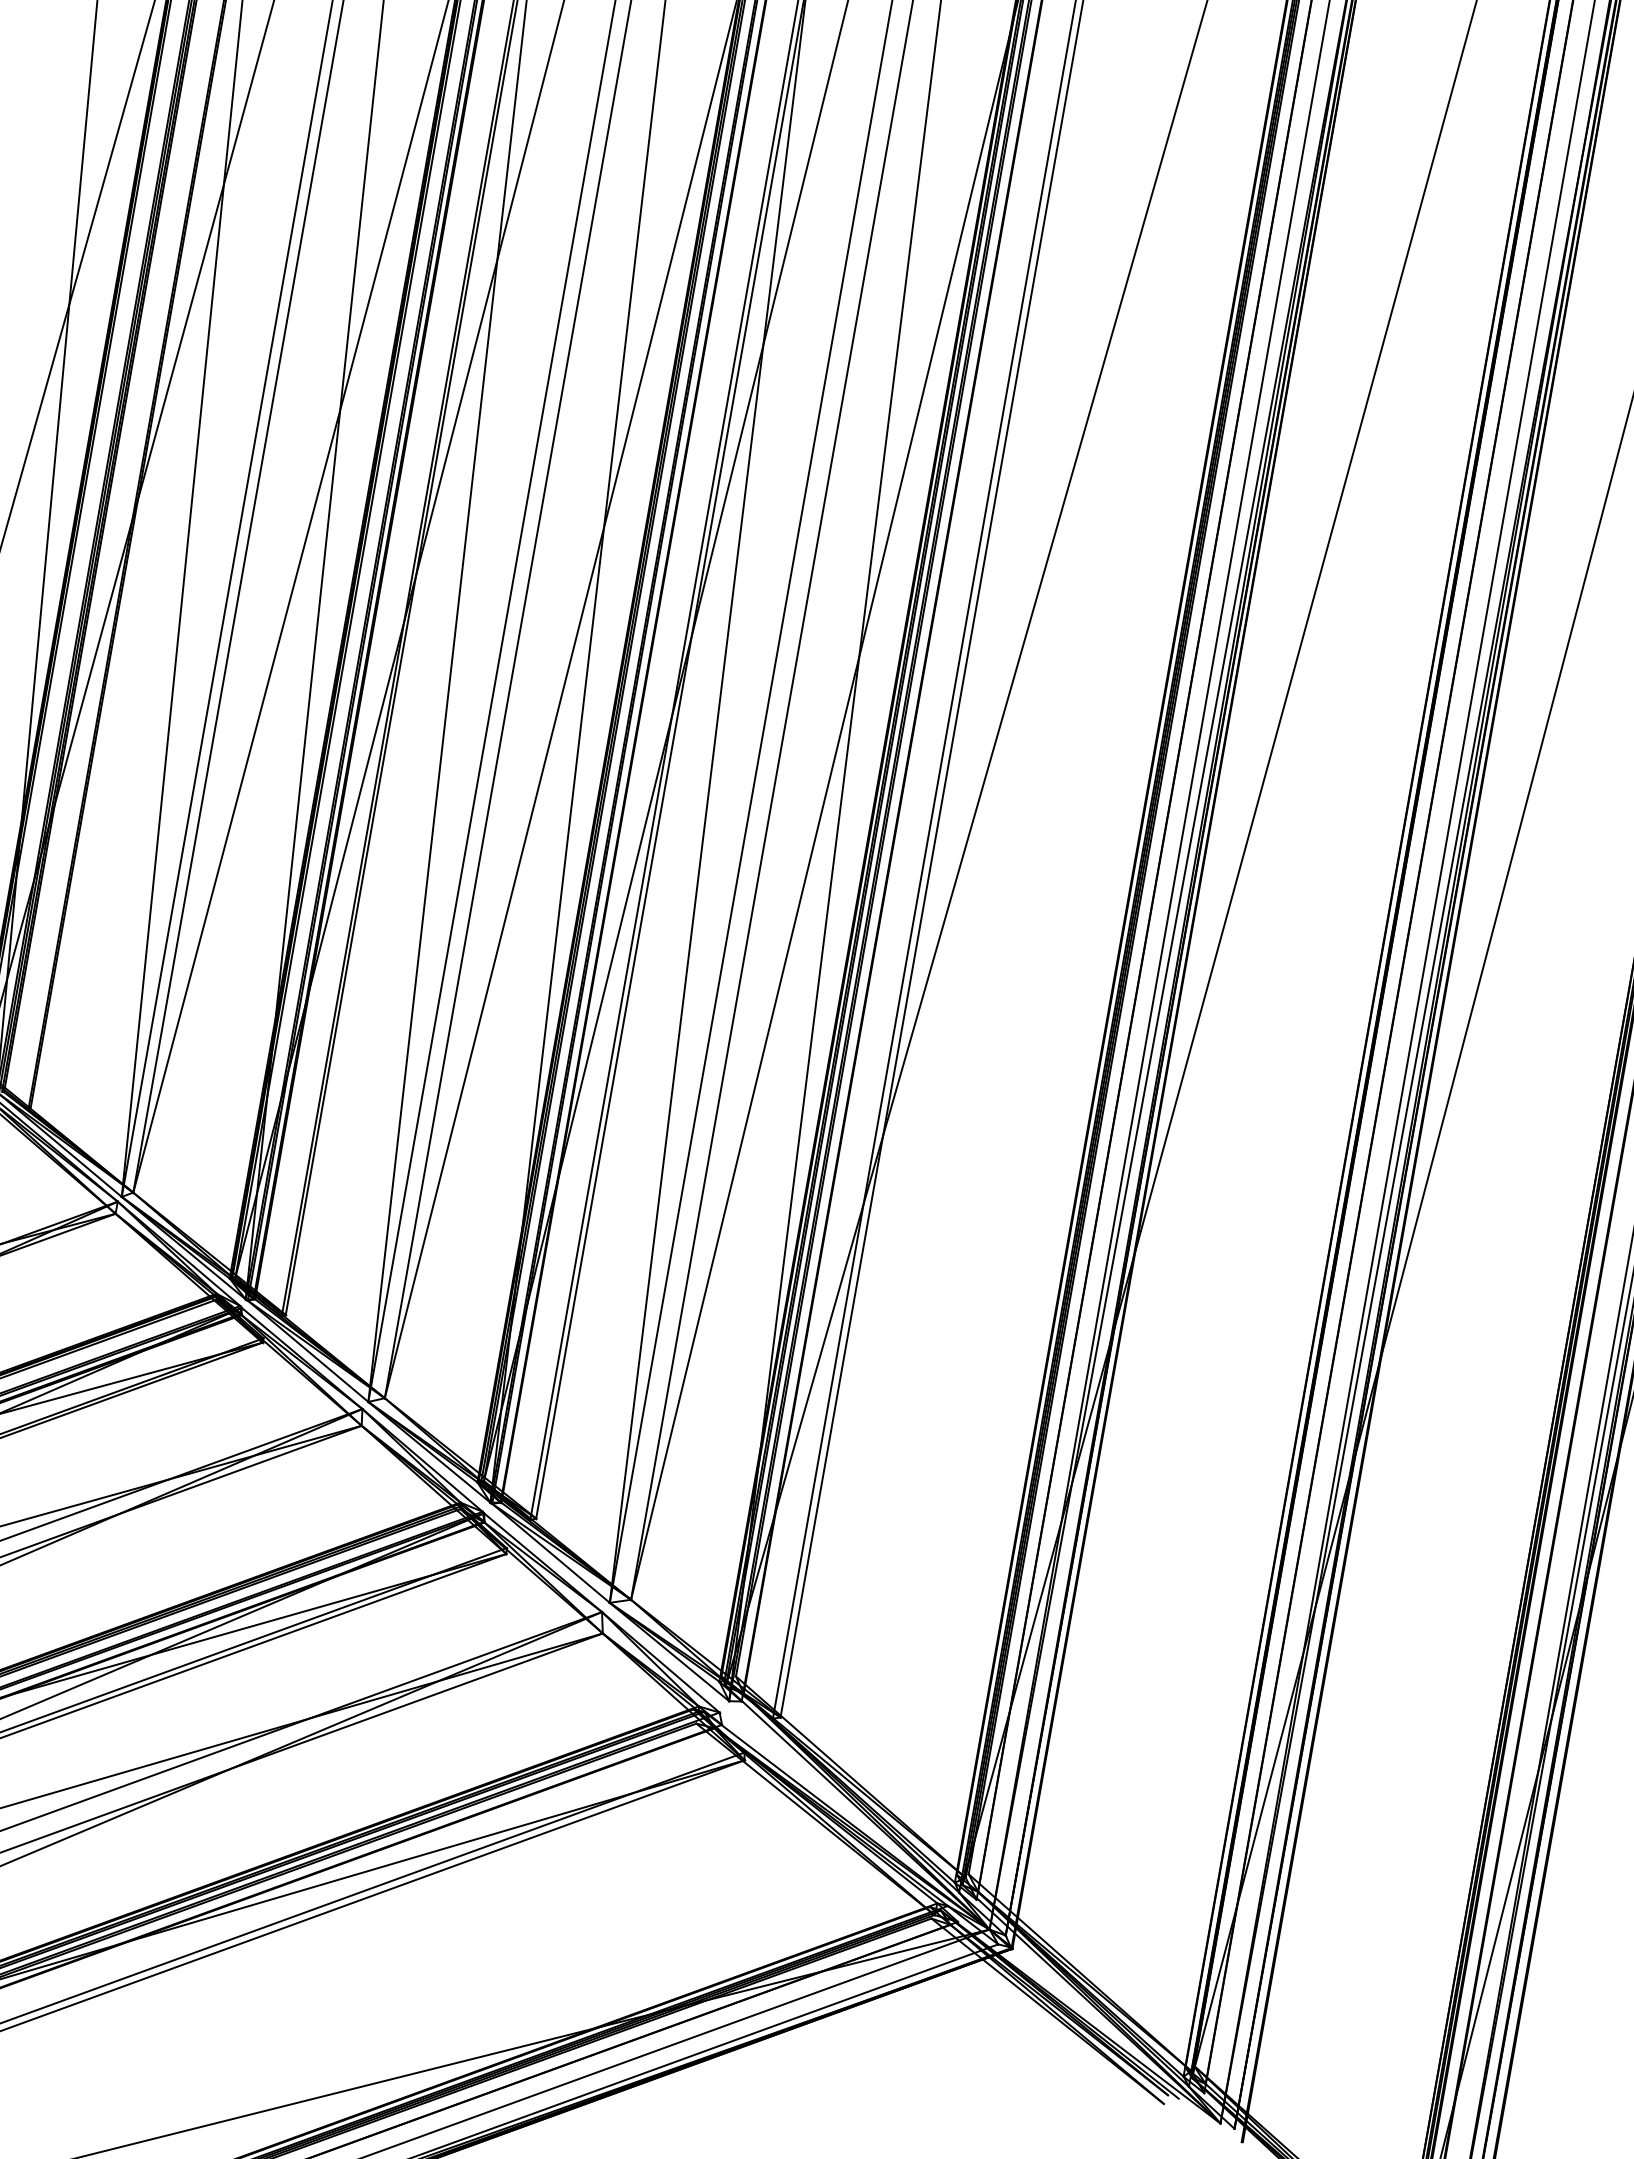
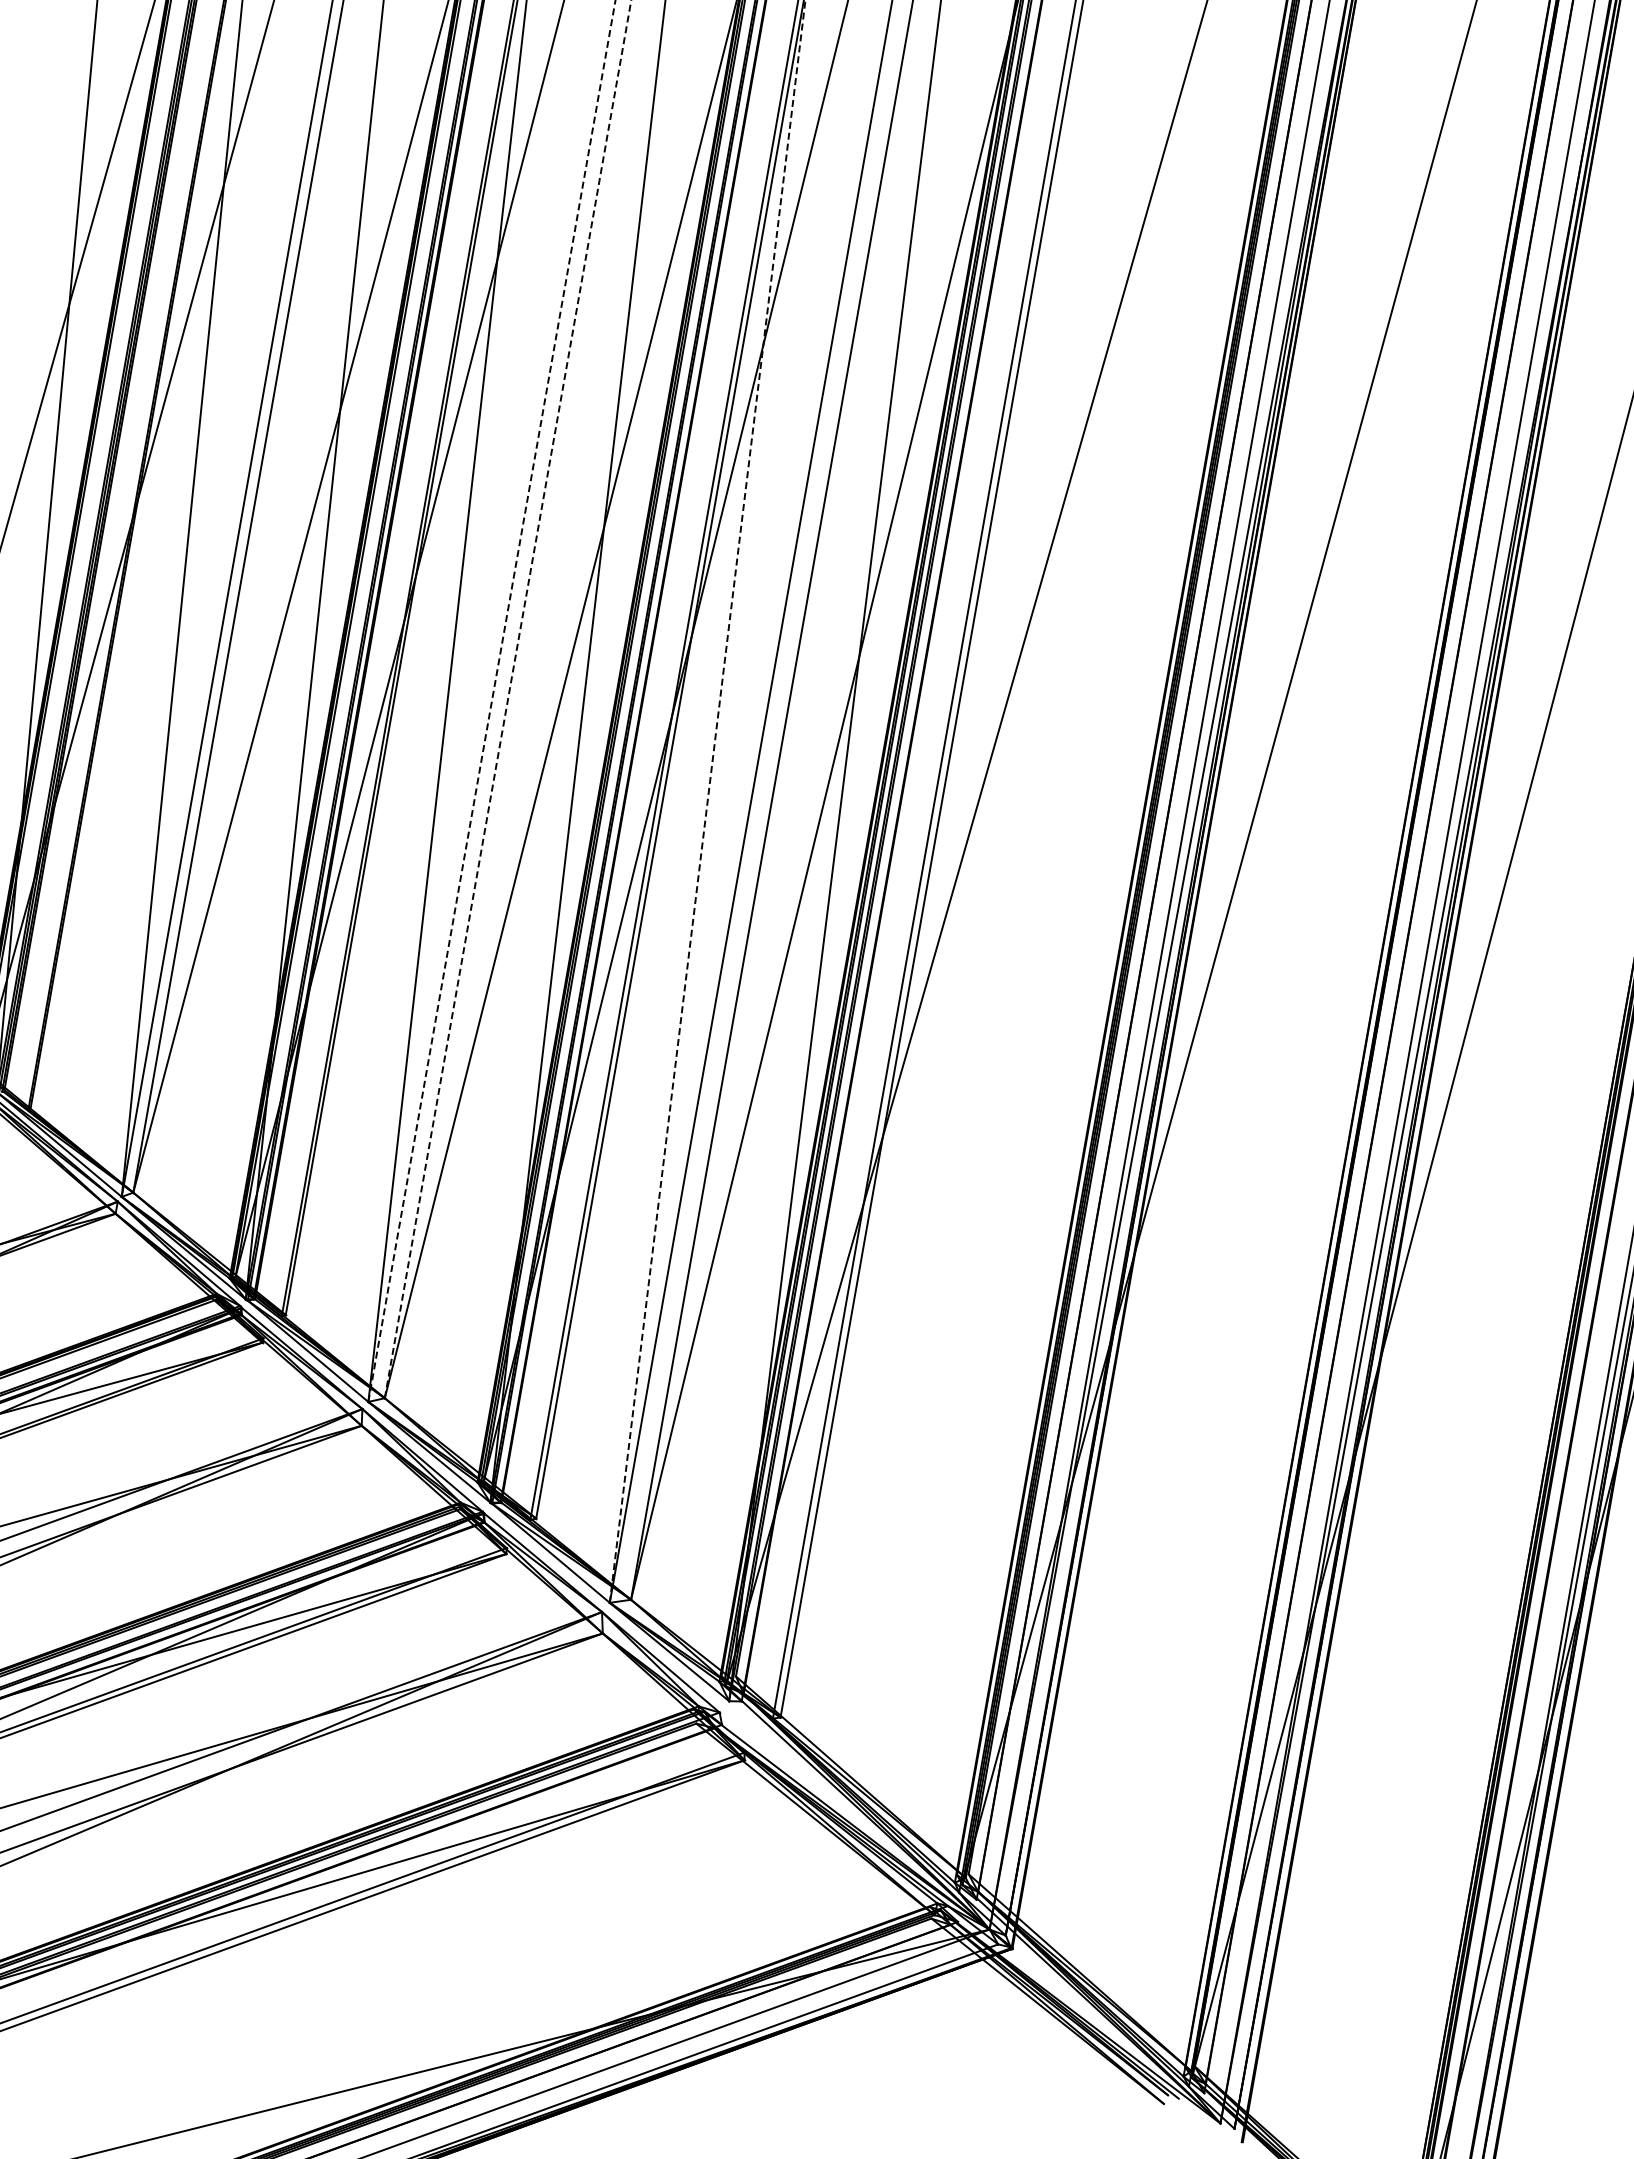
line: solid -> dashed (508, 699)
line: solid -> dashed (491, 700)
line: solid -> dashed (707, 801)
